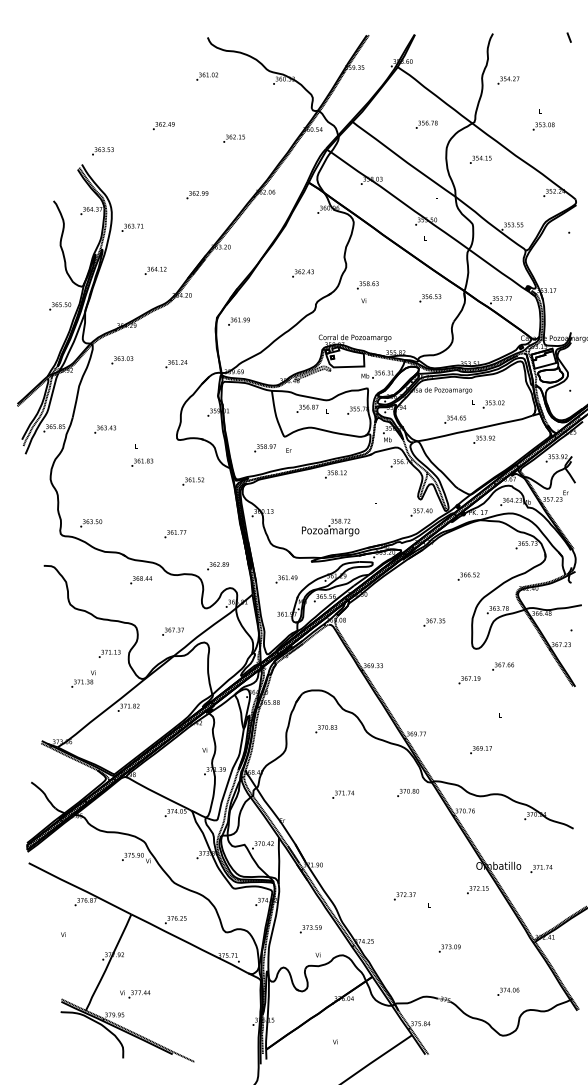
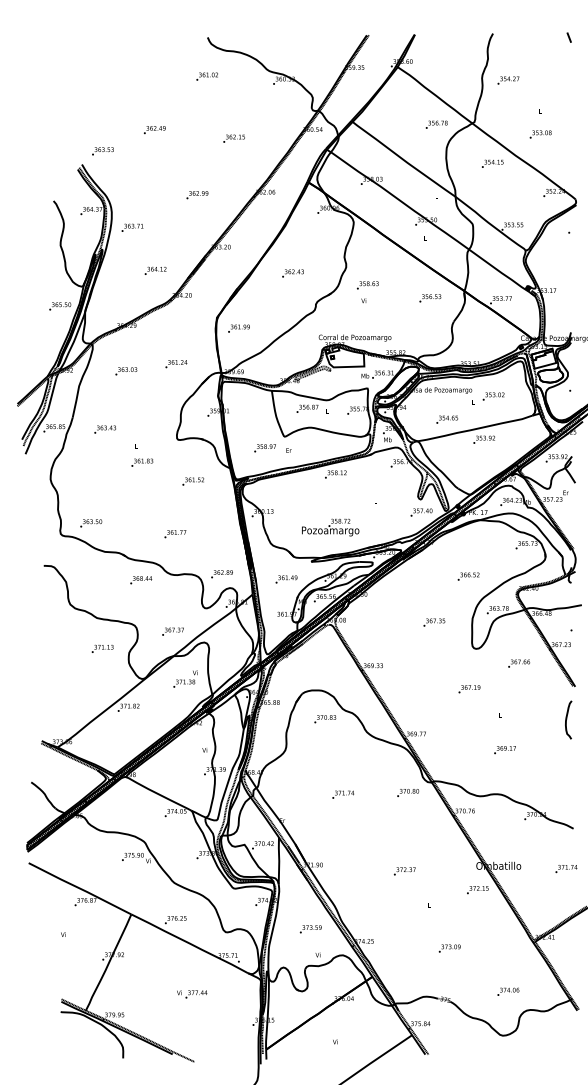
text position: (426, 124) -> (436, 124) (436, 124)
text position: (163, 126) -> (154, 130) (154, 130)
text position: (543, 126) -> (540, 134) (540, 134)
text position: (480, 159) -> (492, 163) (492, 163)
text position: (302, 273) -> (292, 273) (292, 273)
text position: (238, 321) -> (238, 328) (238, 328)
text position: (122, 360) -> (126, 371) (126, 371)
text position: (493, 404) -> (493, 396) (493, 396)
text position: (455, 419) -> (447, 419) (447, 419)
text position: (217, 566) -> (221, 574) (221, 574)
text position: (109, 653) -> (102, 648) (102, 648)
text position: (503, 666) -> (519, 663) (519, 663)
text position: (83, 678) -> (185, 678) (185, 678)
text position: (469, 680) -> (469, 689) (469, 689)
curve: none -> present (567, 719)
text position: (326, 729) -> (325, 719) (325, 719)
text position: (480, 750) -> (504, 750) (504, 750)
text position: (541, 869) -> (566, 869) (566, 869)
text position: (404, 896) -> (404, 871) (404, 871)
text position: (135, 994) -> (192, 994) (192, 994)
